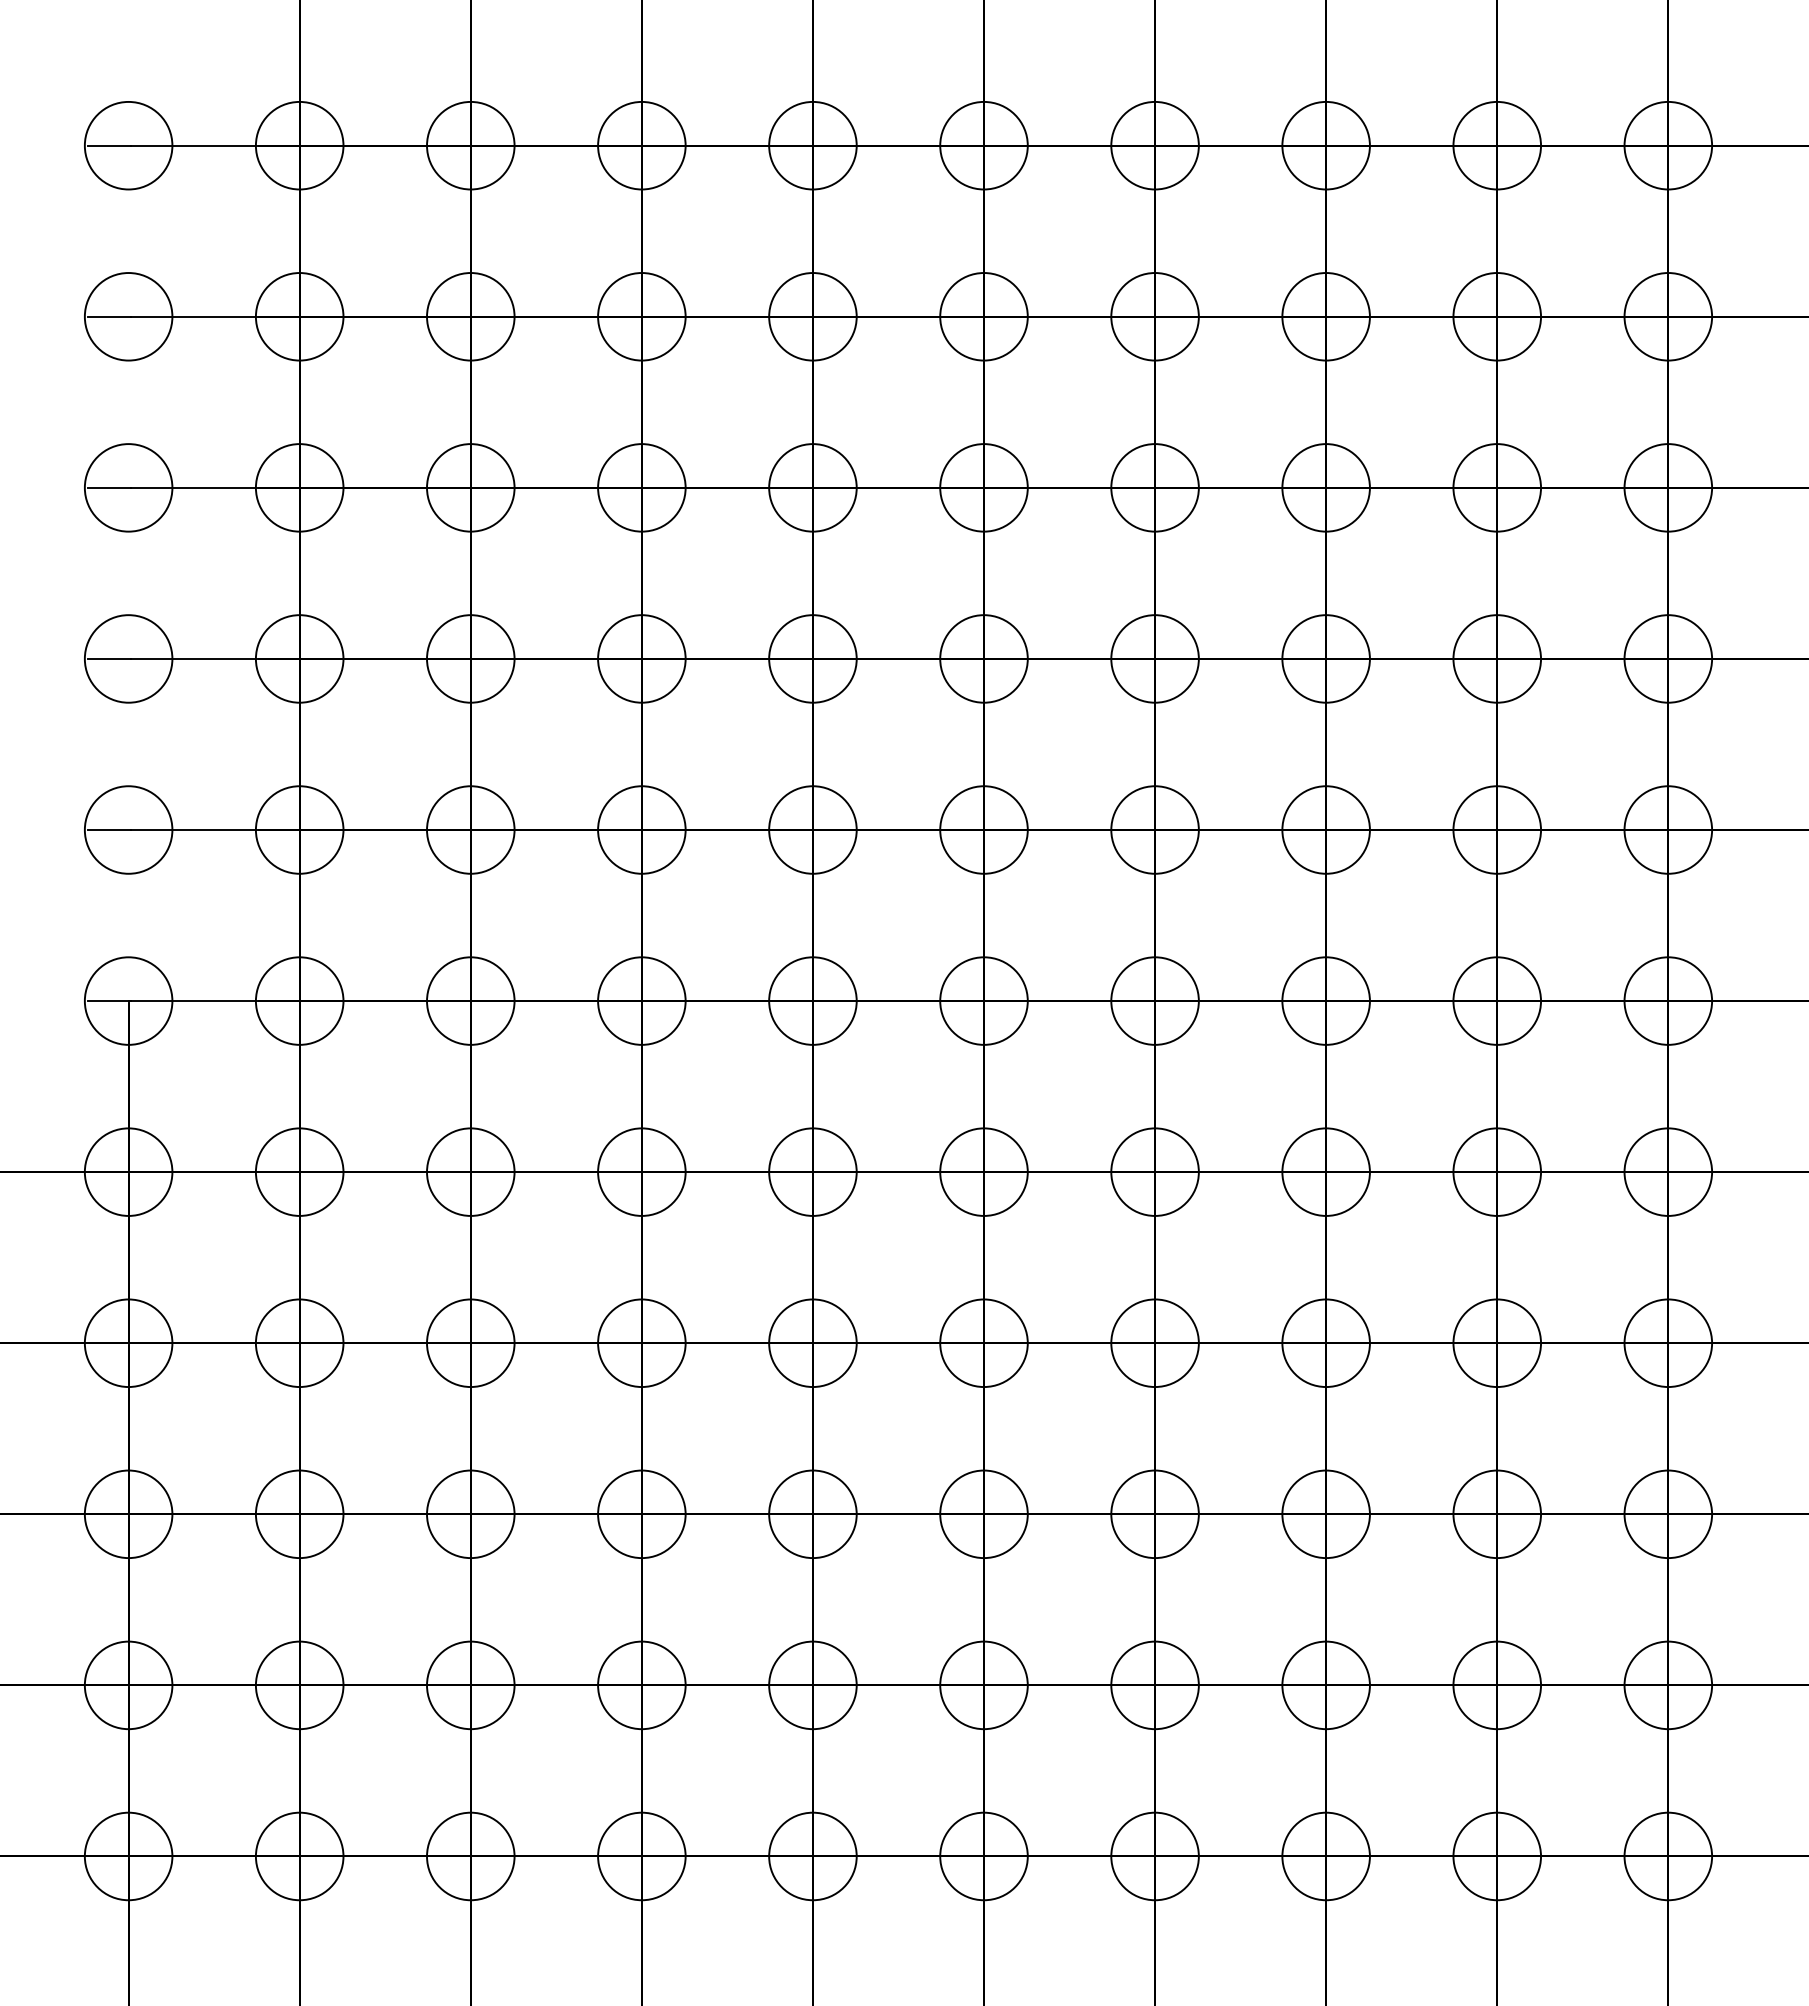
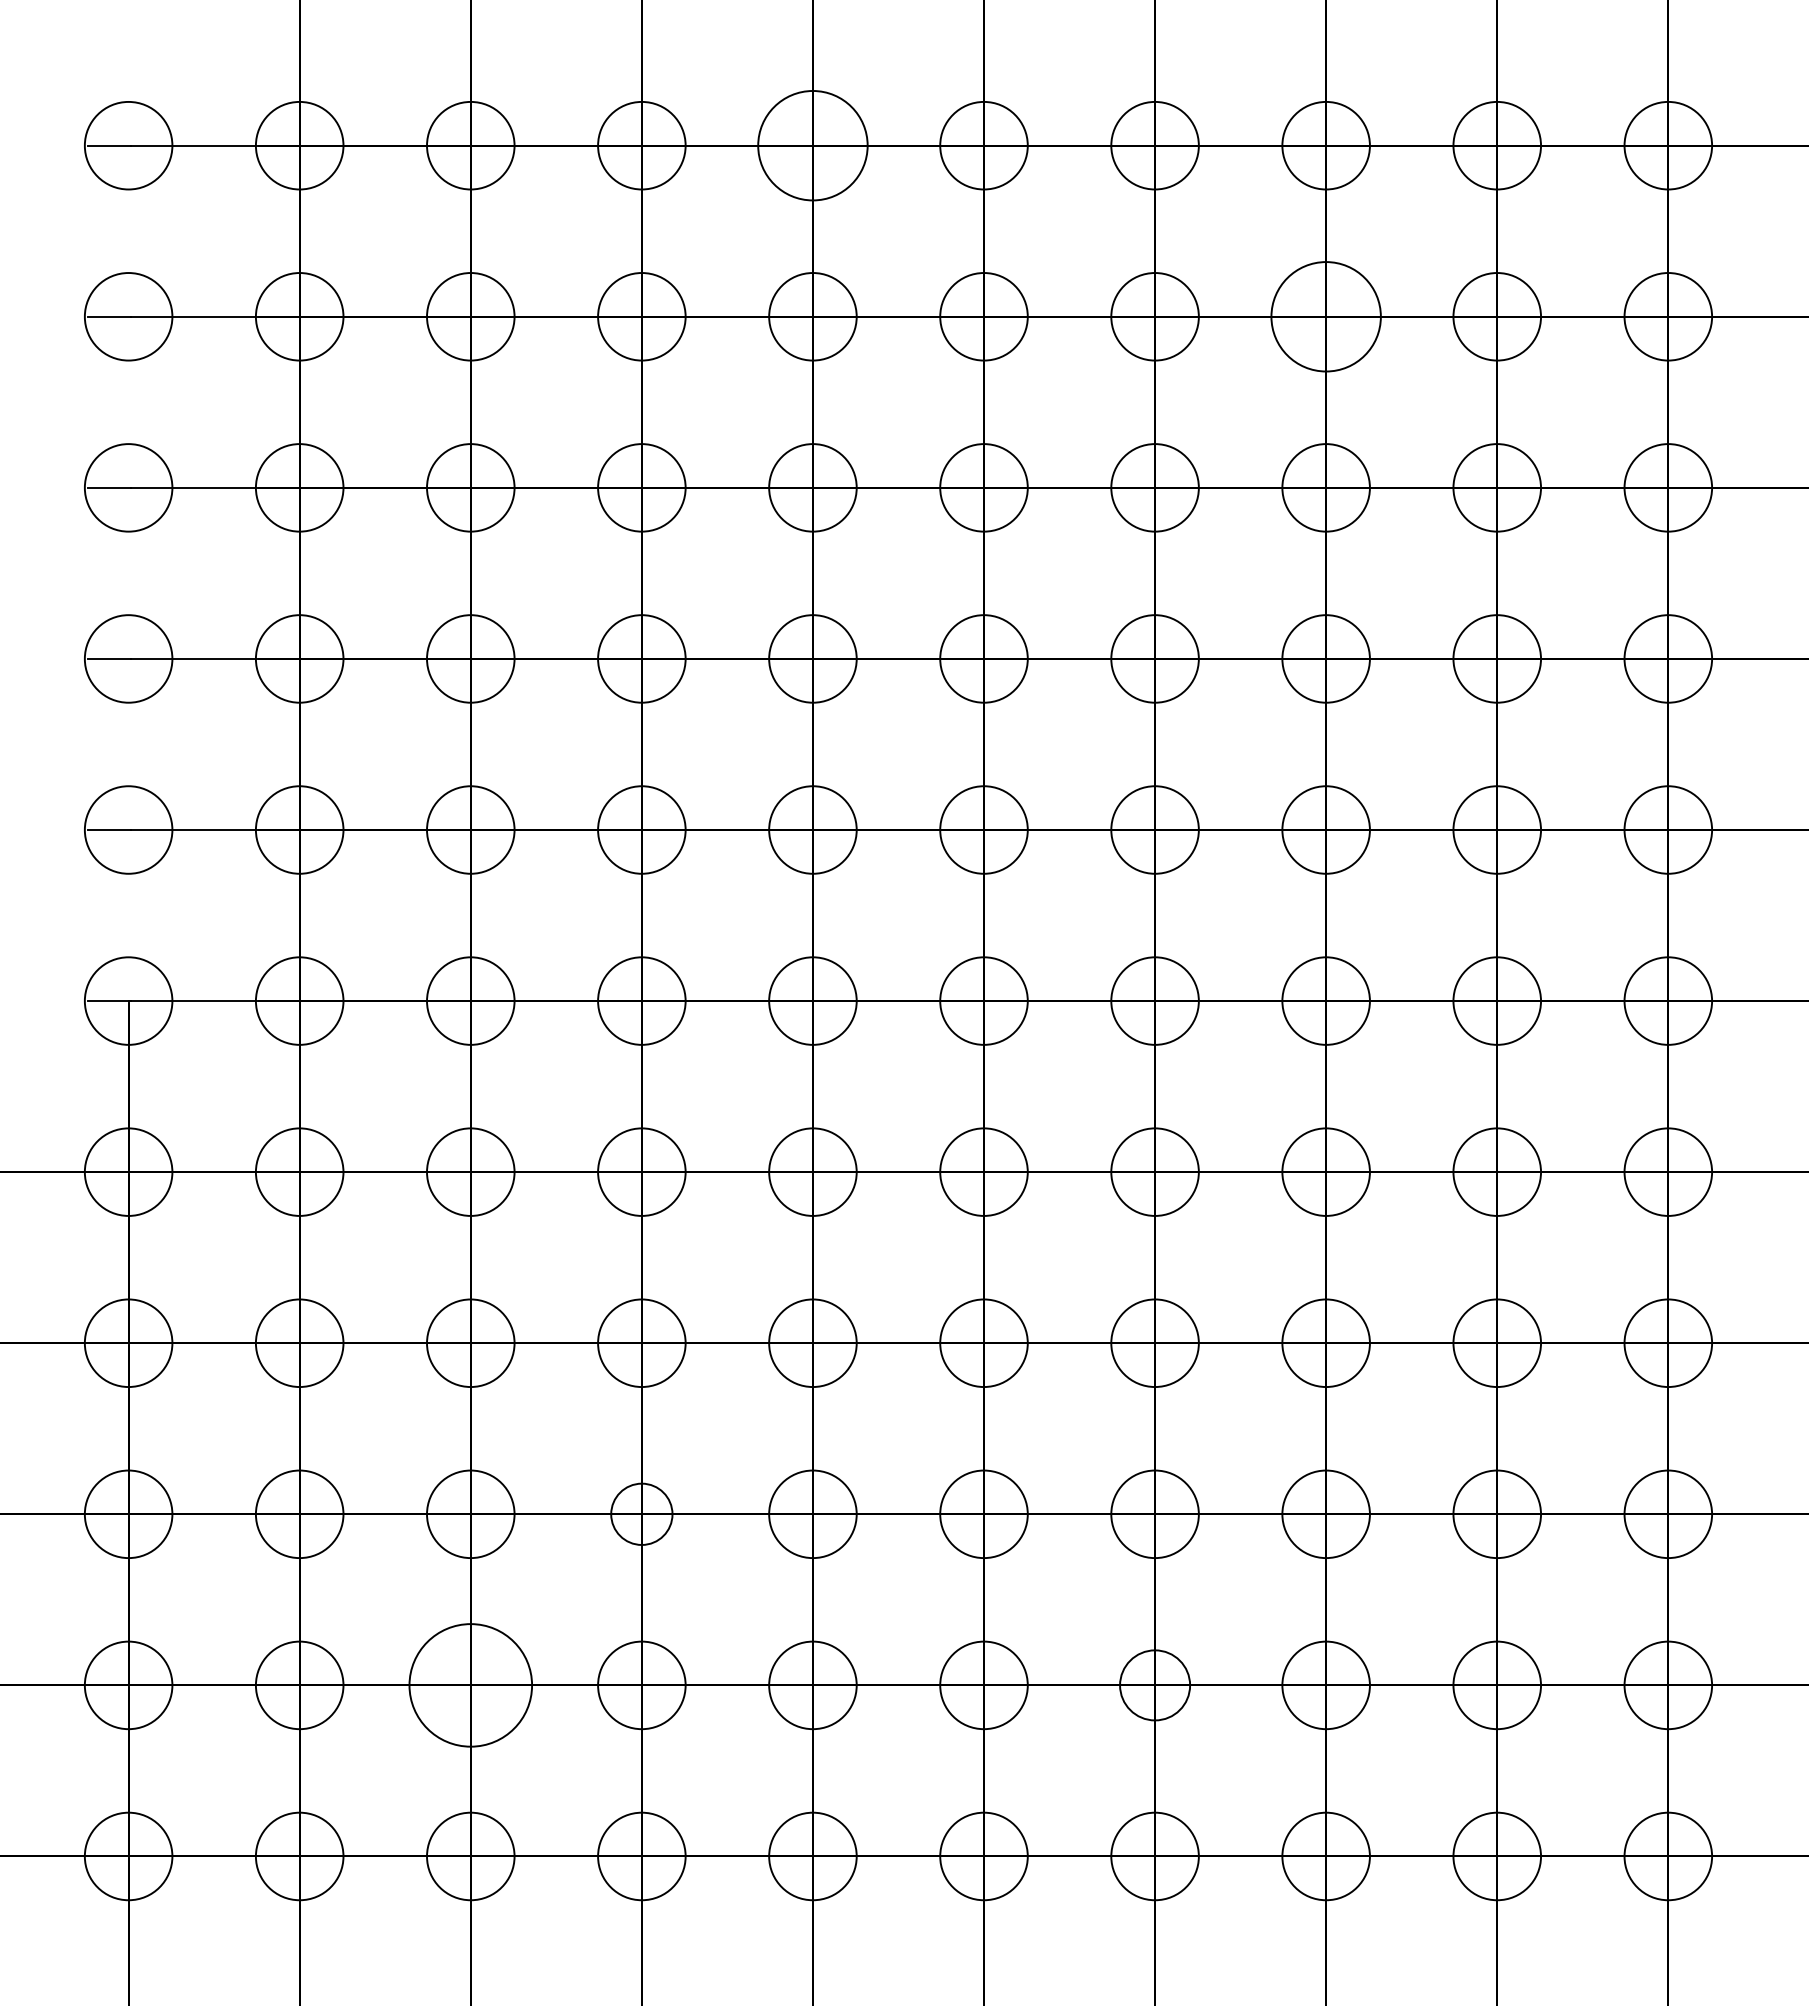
circle diameter: 88 px -> 109 px (812, 145)
circle diameter: 88 px -> 109 px (1325, 316)
circle diameter: 88 px -> 61 px (641, 1513)
circle diameter: 88 px -> 123 px (470, 1685)
circle diameter: 88 px -> 70 px (1155, 1685)
